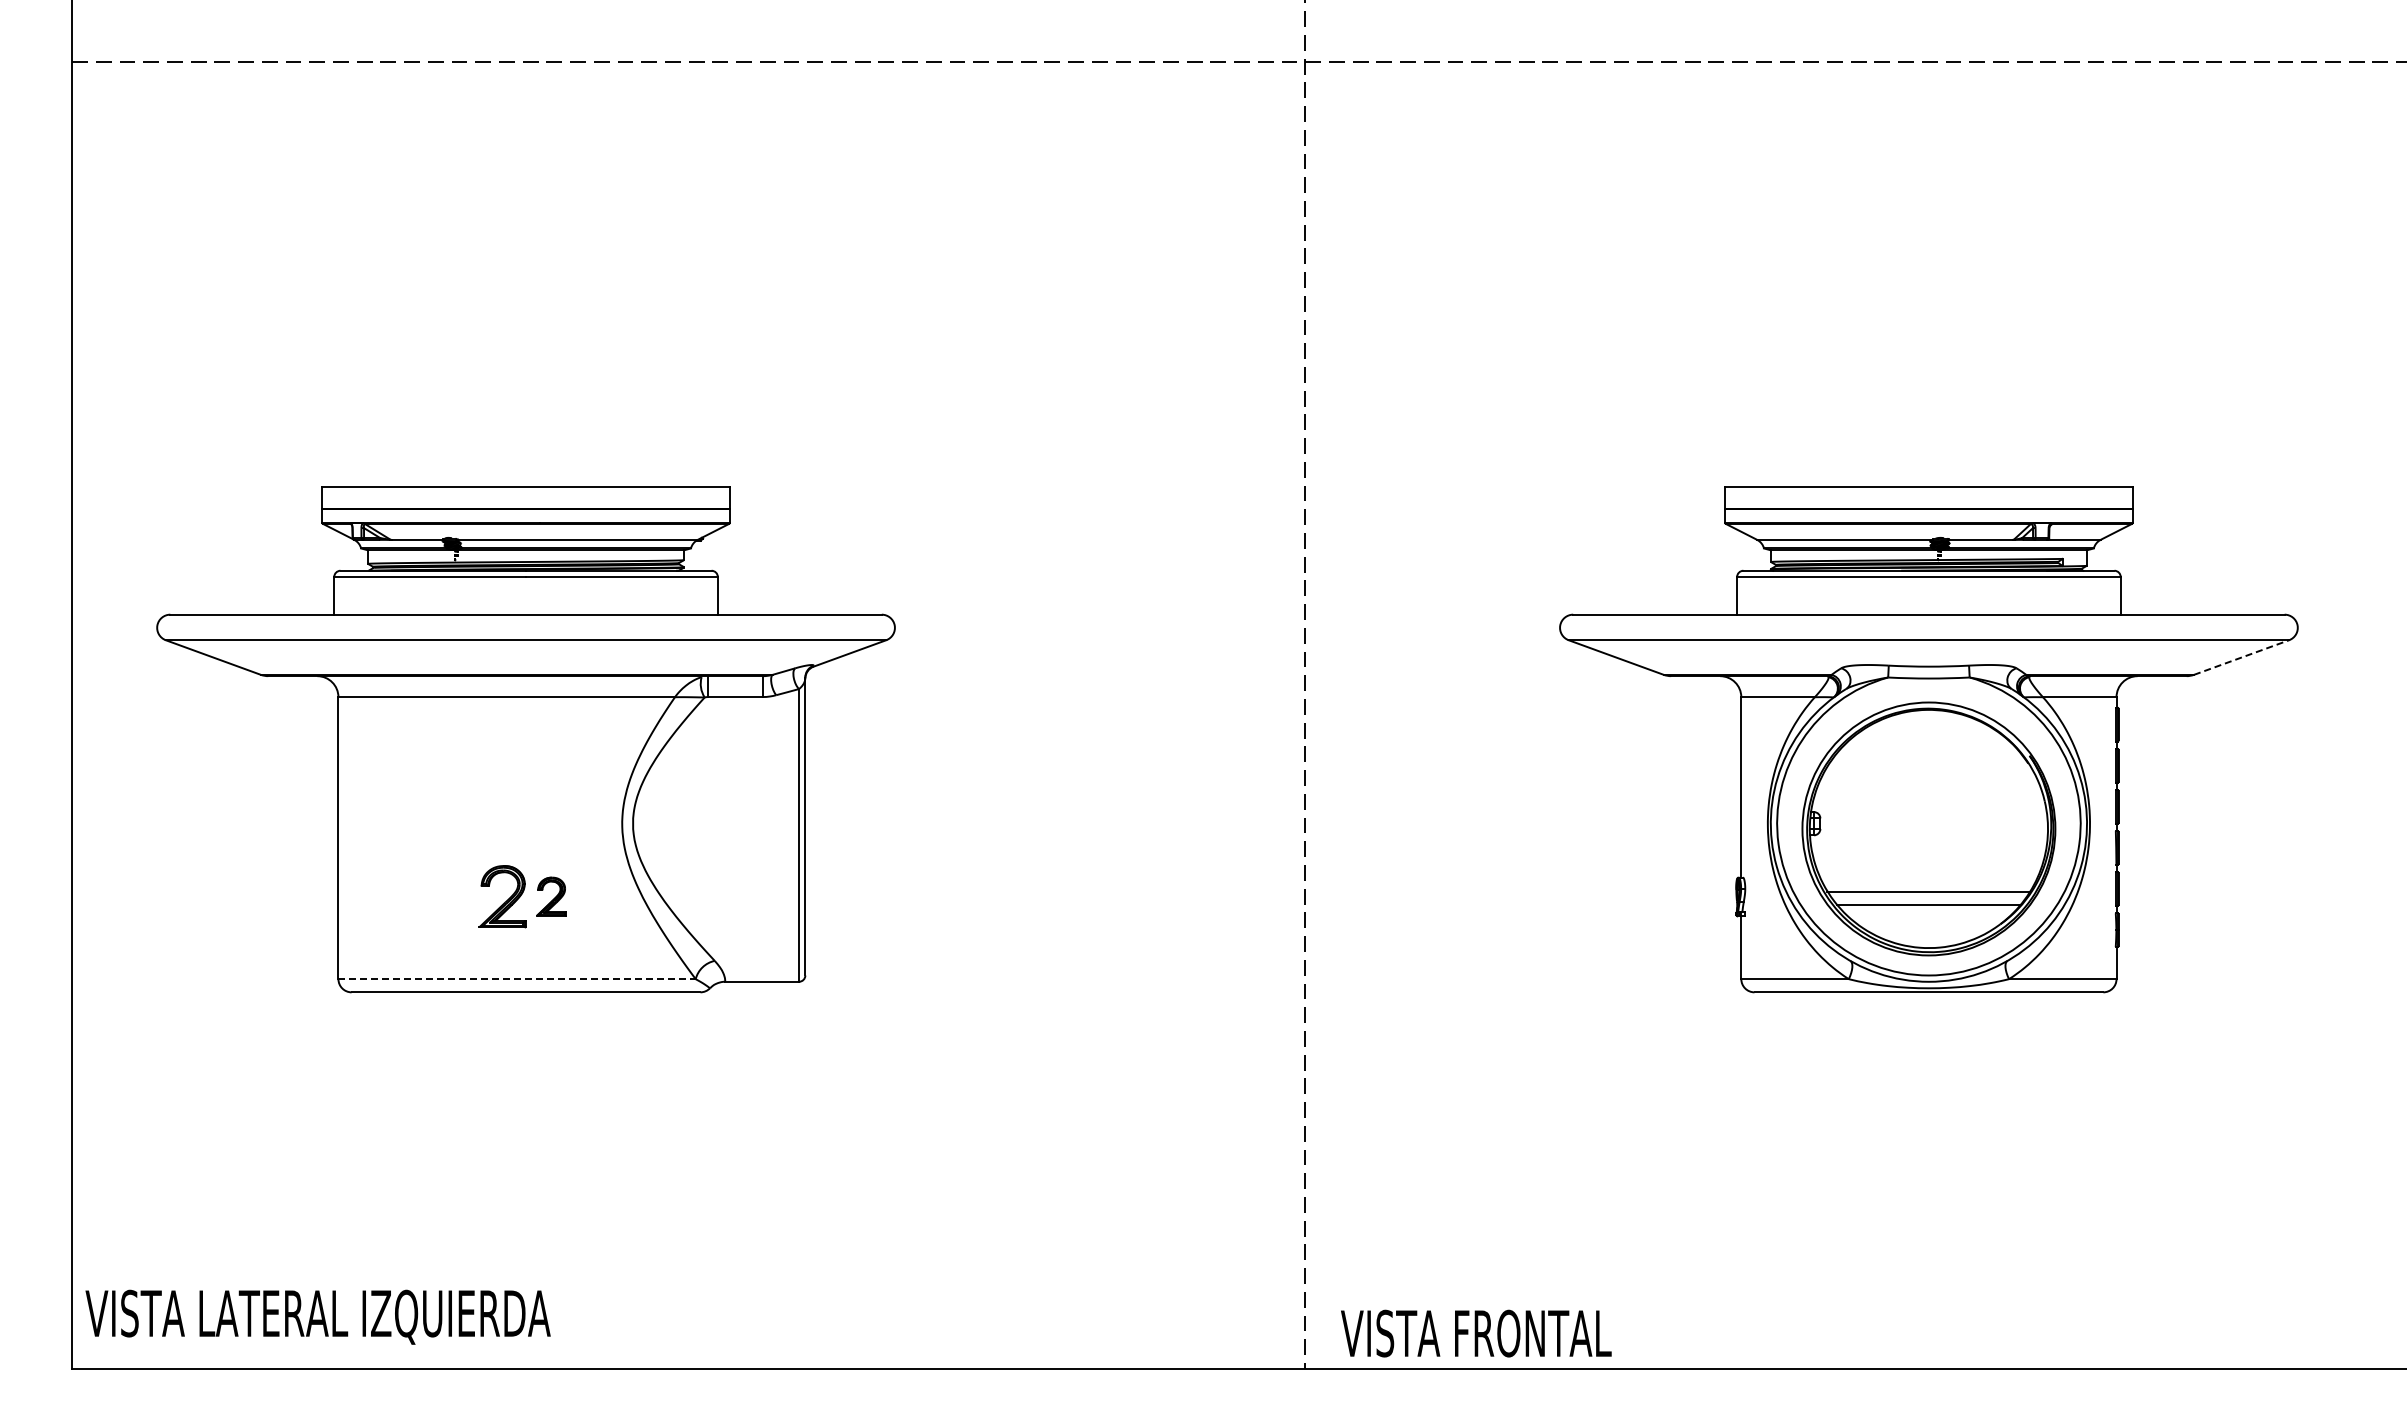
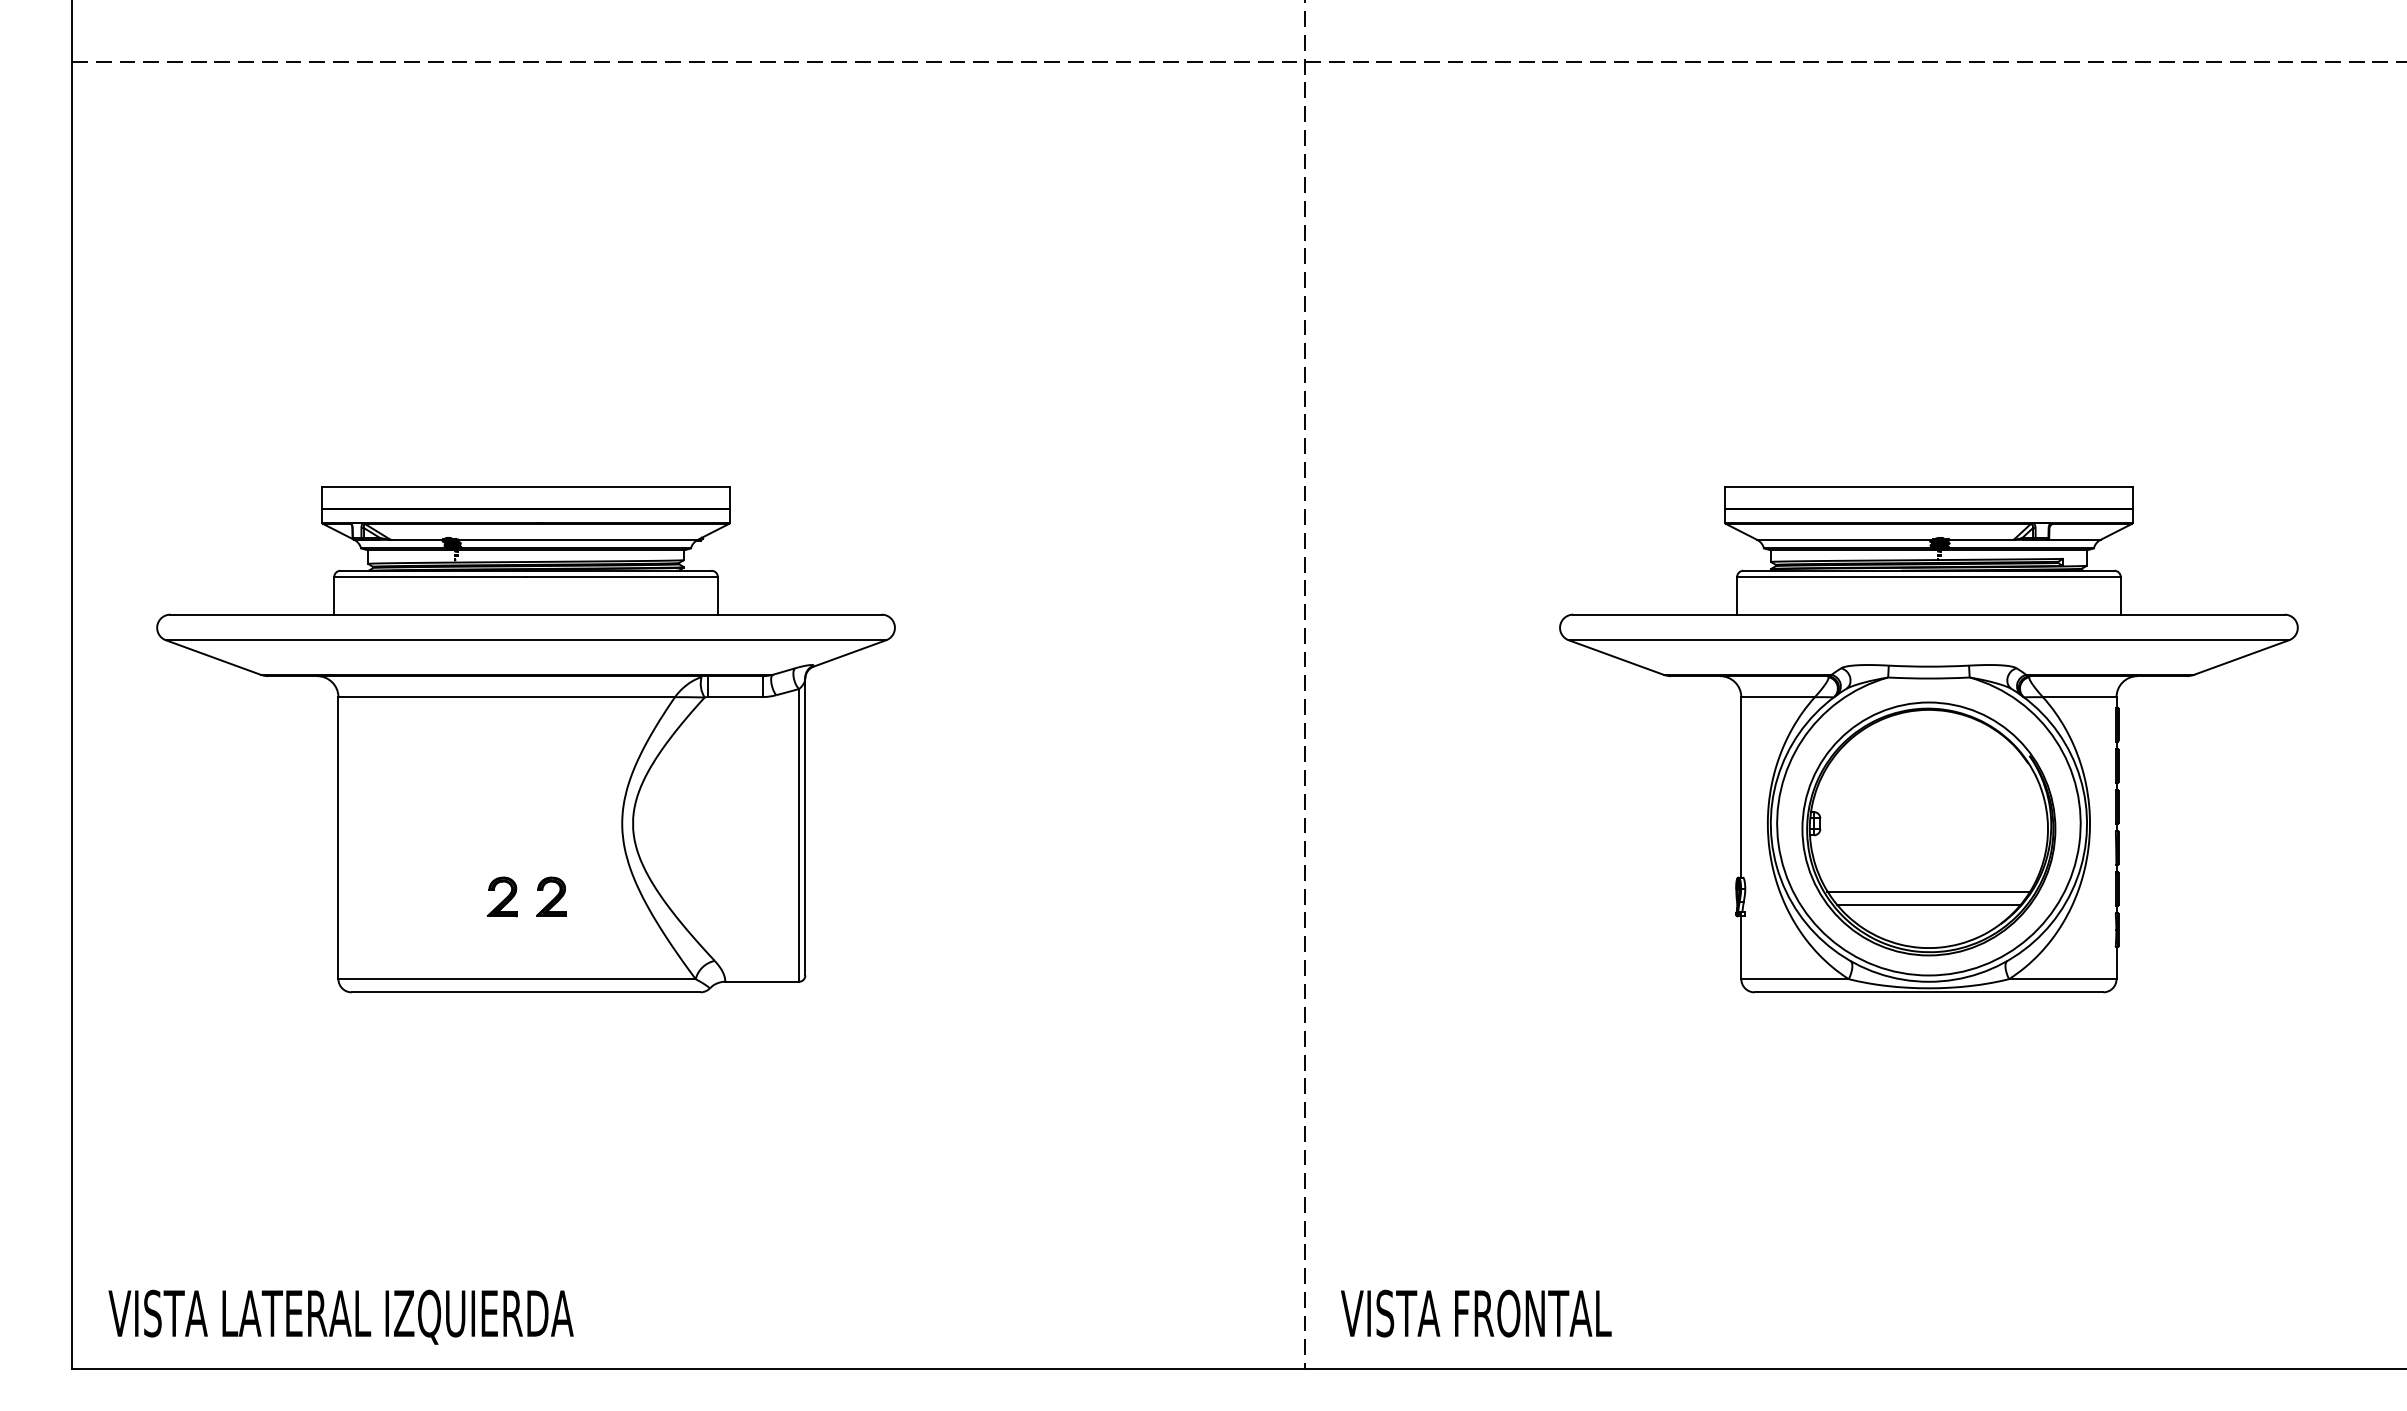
line: dashed -> solid (2241, 657)
part size: 49x64 px -> 32x42 px (501, 896)
line: dashed -> solid (517, 979)
text position: (317, 1316) -> (340, 1316) (340, 1316)
text position: (1476, 1333) -> (1476, 1313) (1476, 1313)
